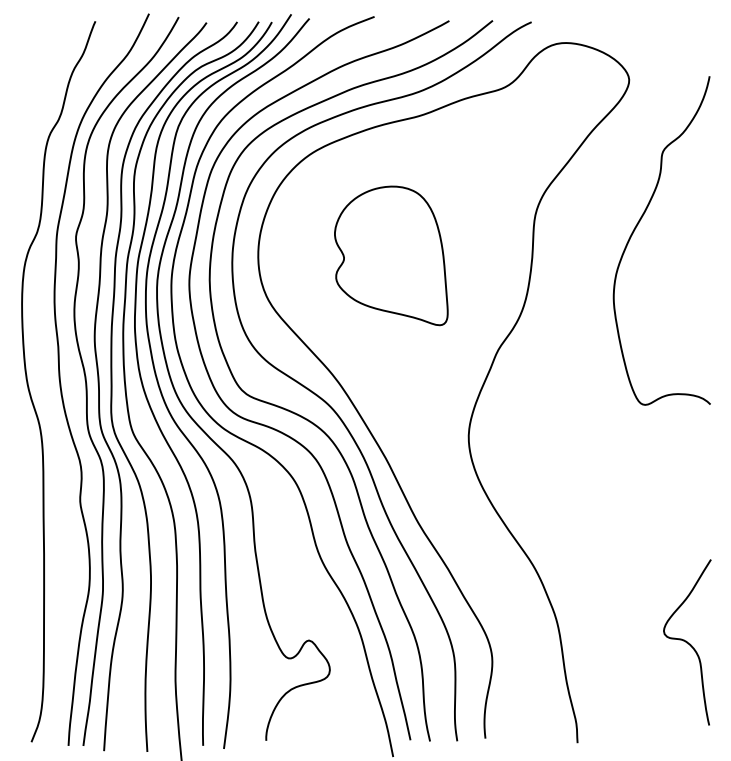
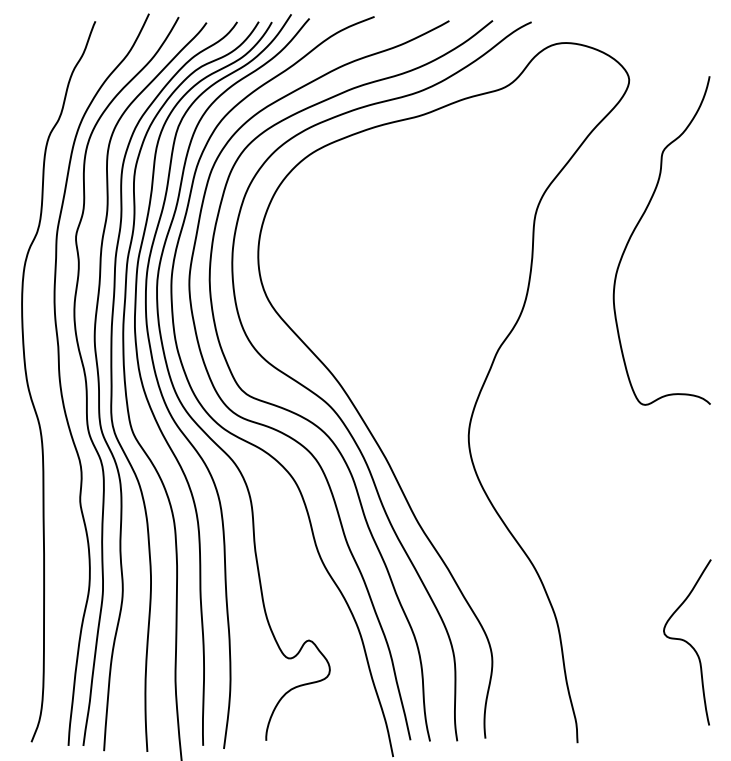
part: present -> none (391, 255)
